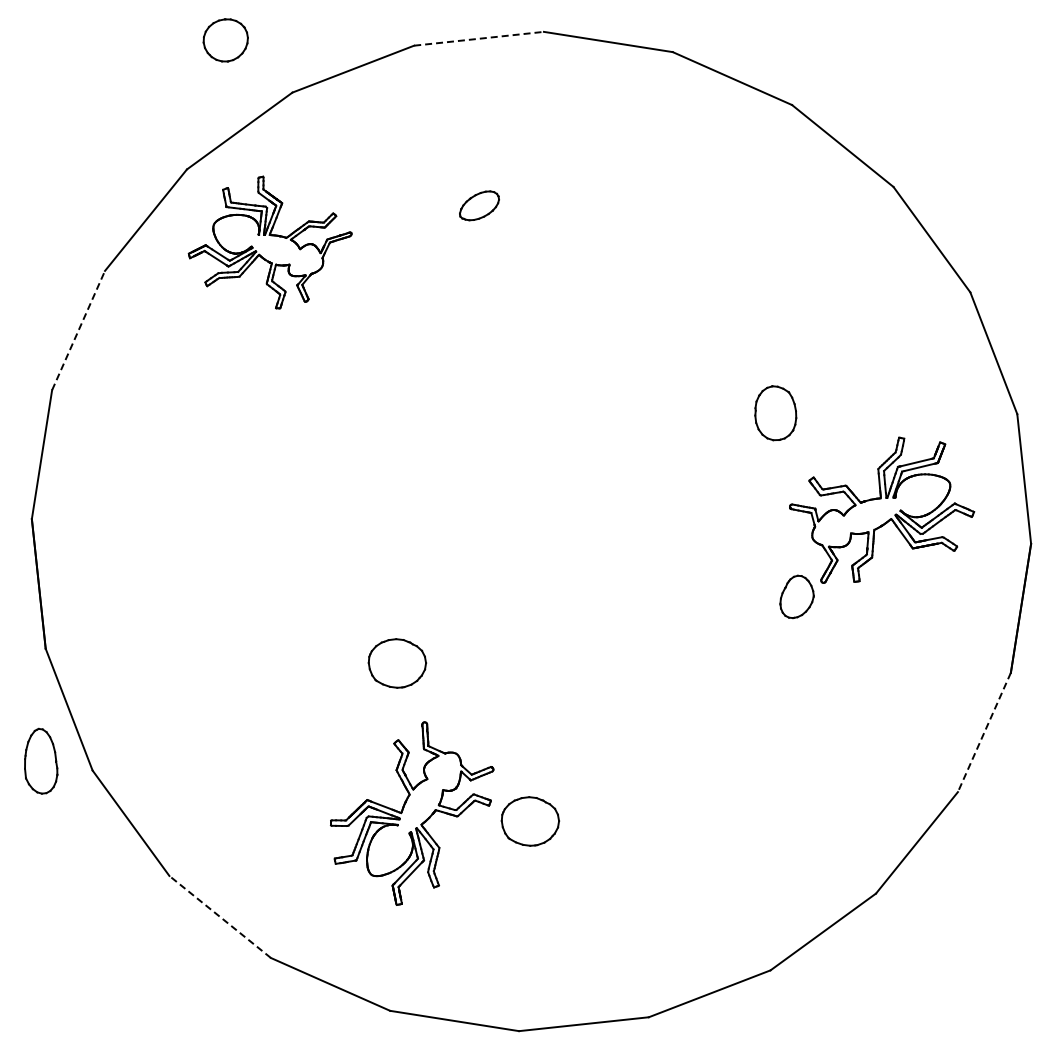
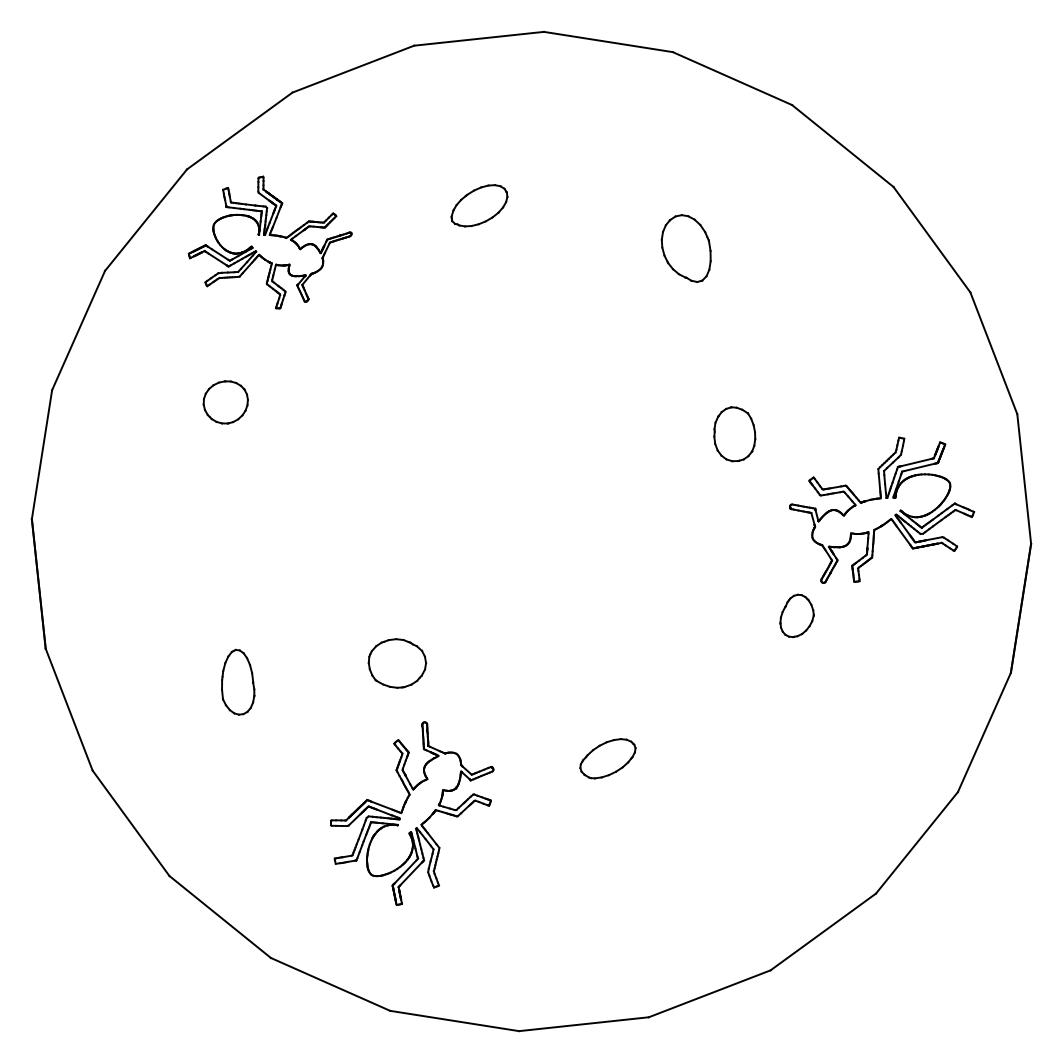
line: dashed -> solid (479, 38)
part position: (225, 40) -> (225, 402) (225, 402)
part size: 41x32 px -> 59x44 px (479, 205)
part: none -> present (685, 248)
line: dashed -> solid (78, 330)
part position: (775, 413) -> (734, 434) (734, 434)
part position: (796, 596) -> (796, 615) (796, 615)
line: dashed -> solid (984, 732)
part: none -> present (607, 758)
part position: (41, 760) -> (238, 681) (238, 681)
part: present -> none (530, 821)
line: dashed -> solid (219, 916)
